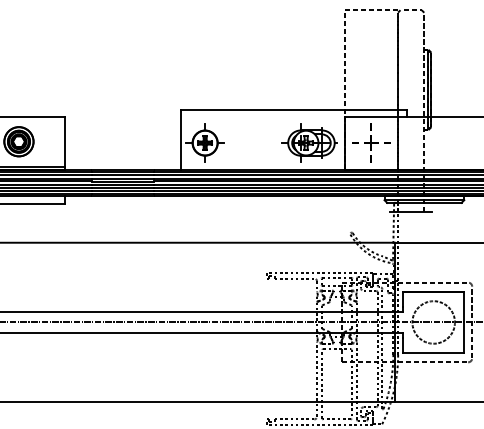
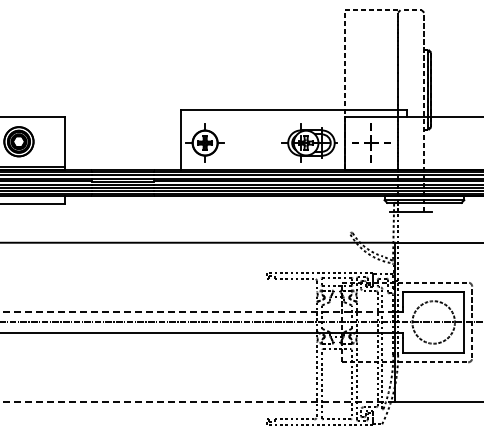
line: solid -> dashed (197, 311)
line: solid -> dashed (197, 402)
